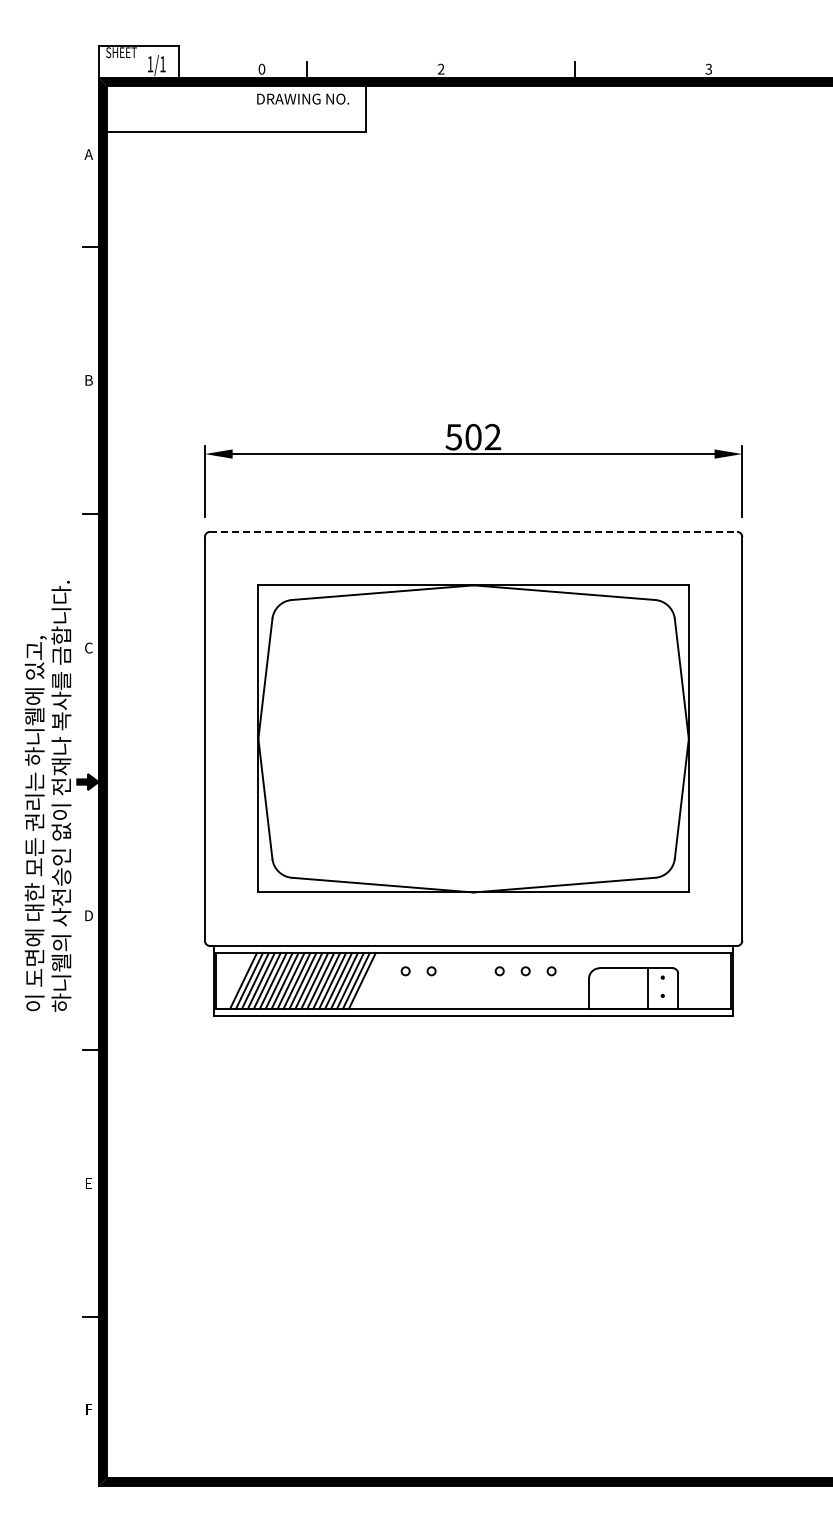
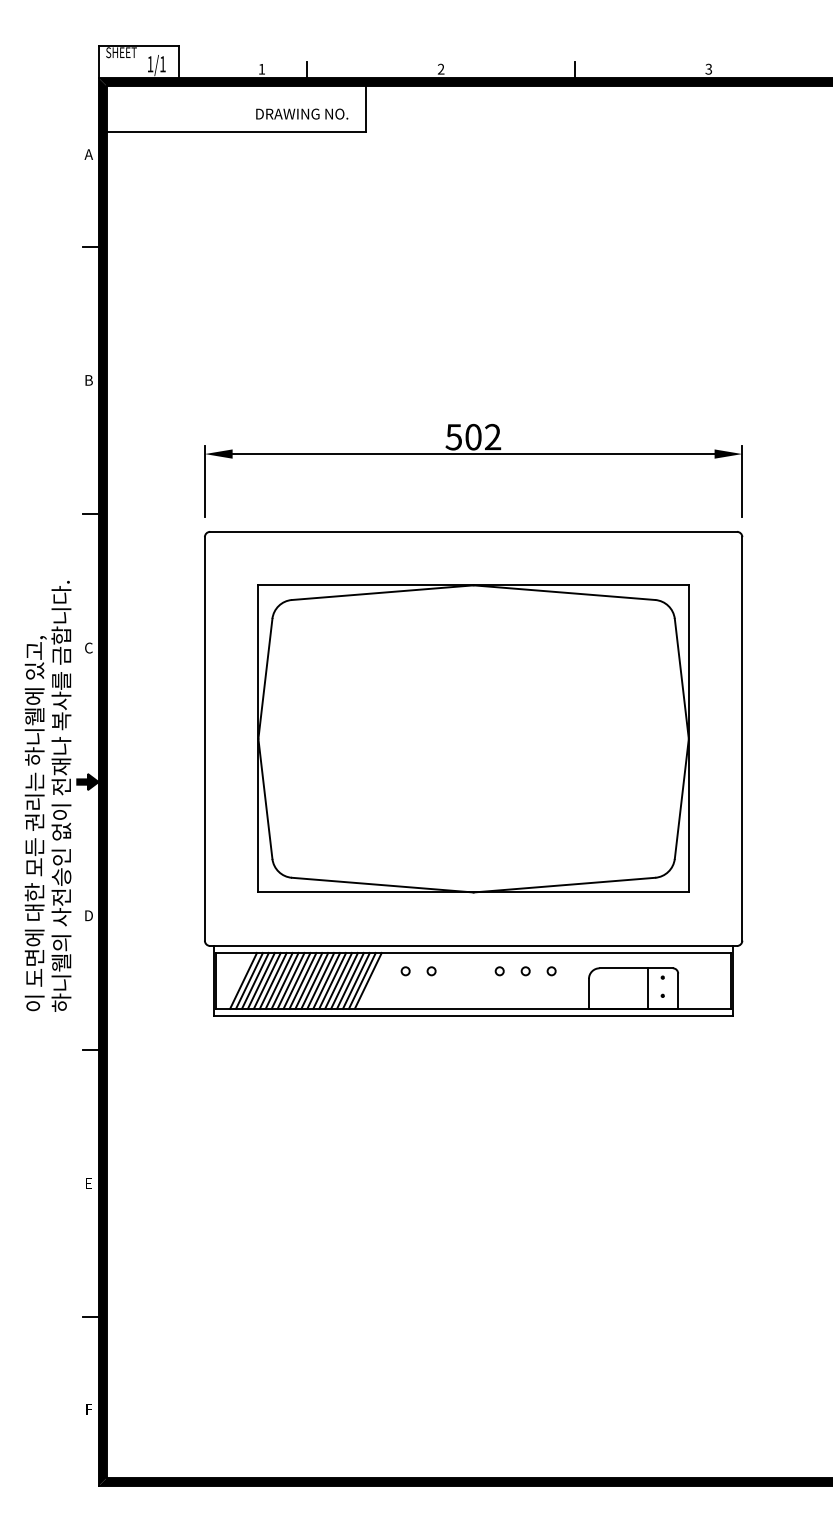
text: 0 -> 1 (261, 68)
text position: (303, 98) -> (302, 113) (302, 113)
line: dashed -> solid (474, 531)
line: none -> present (367, 980)
